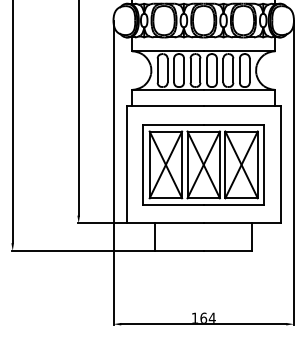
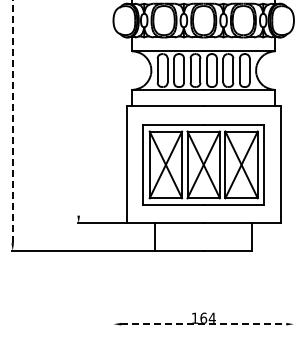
line: present -> none (78, 108)
line: solid -> dashed (12, 121)
line: present -> none (113, 172)
line: present -> none (293, 172)
line: solid -> dashed (204, 324)
